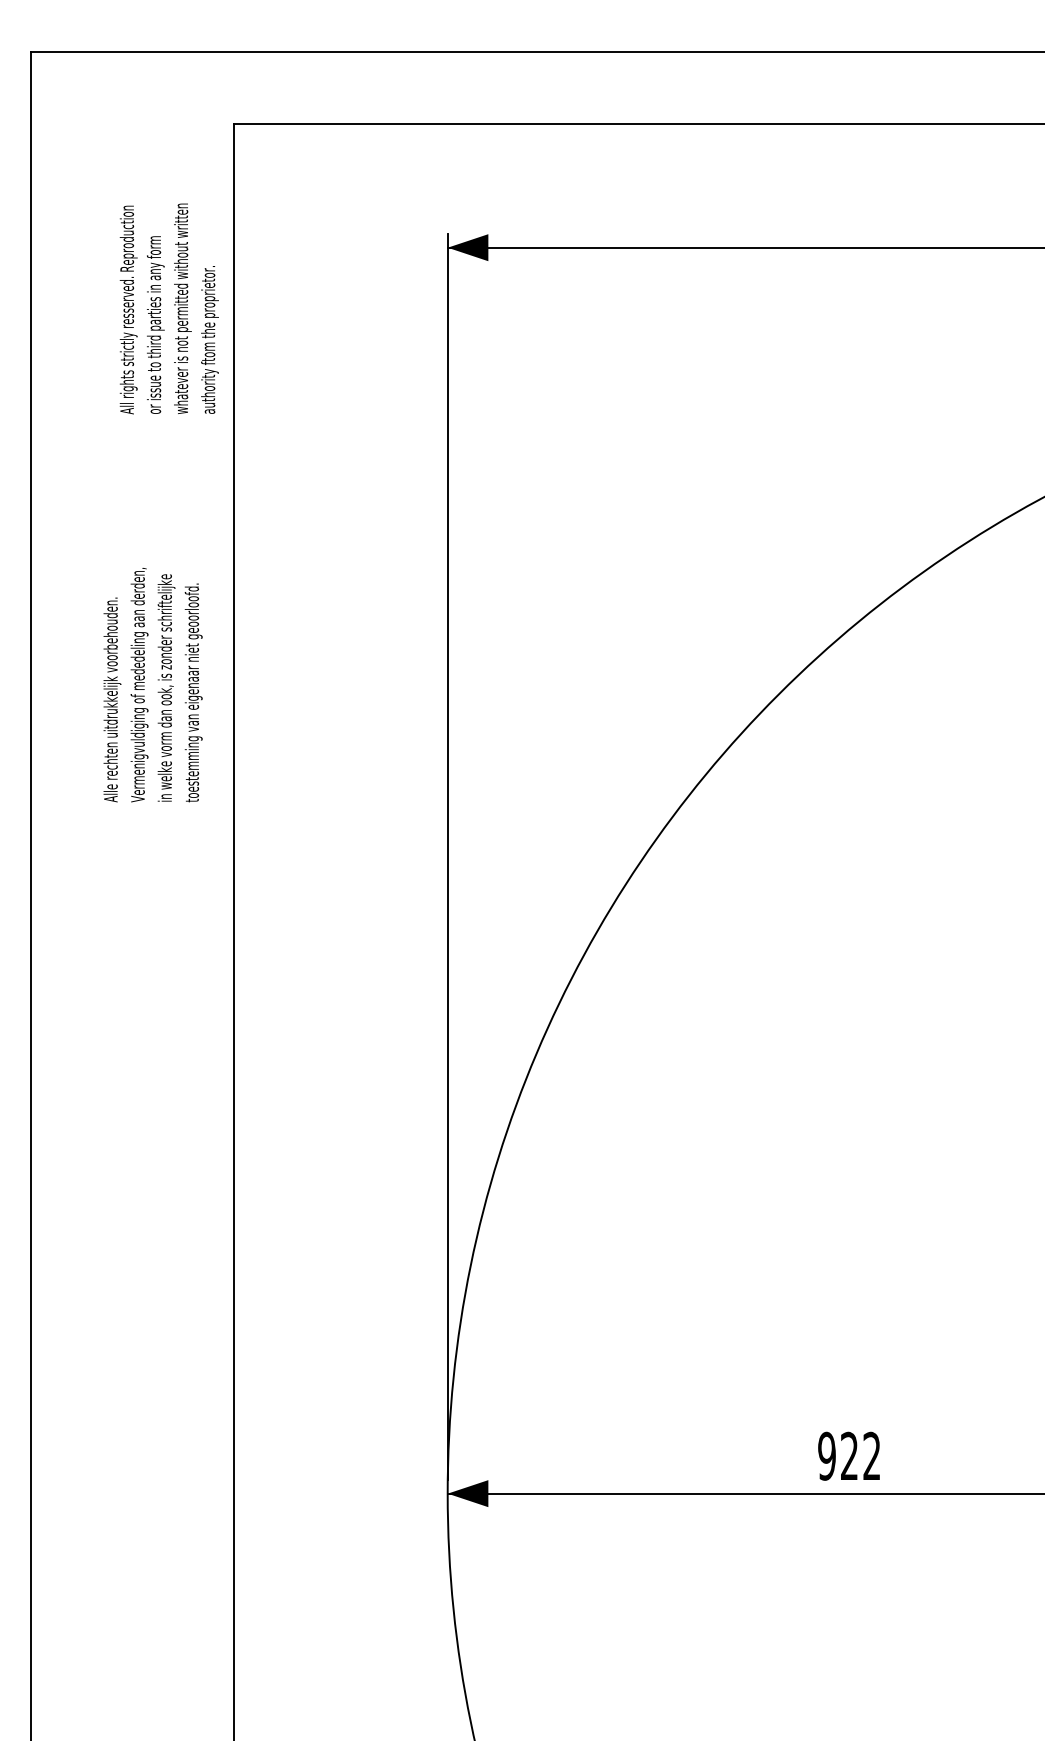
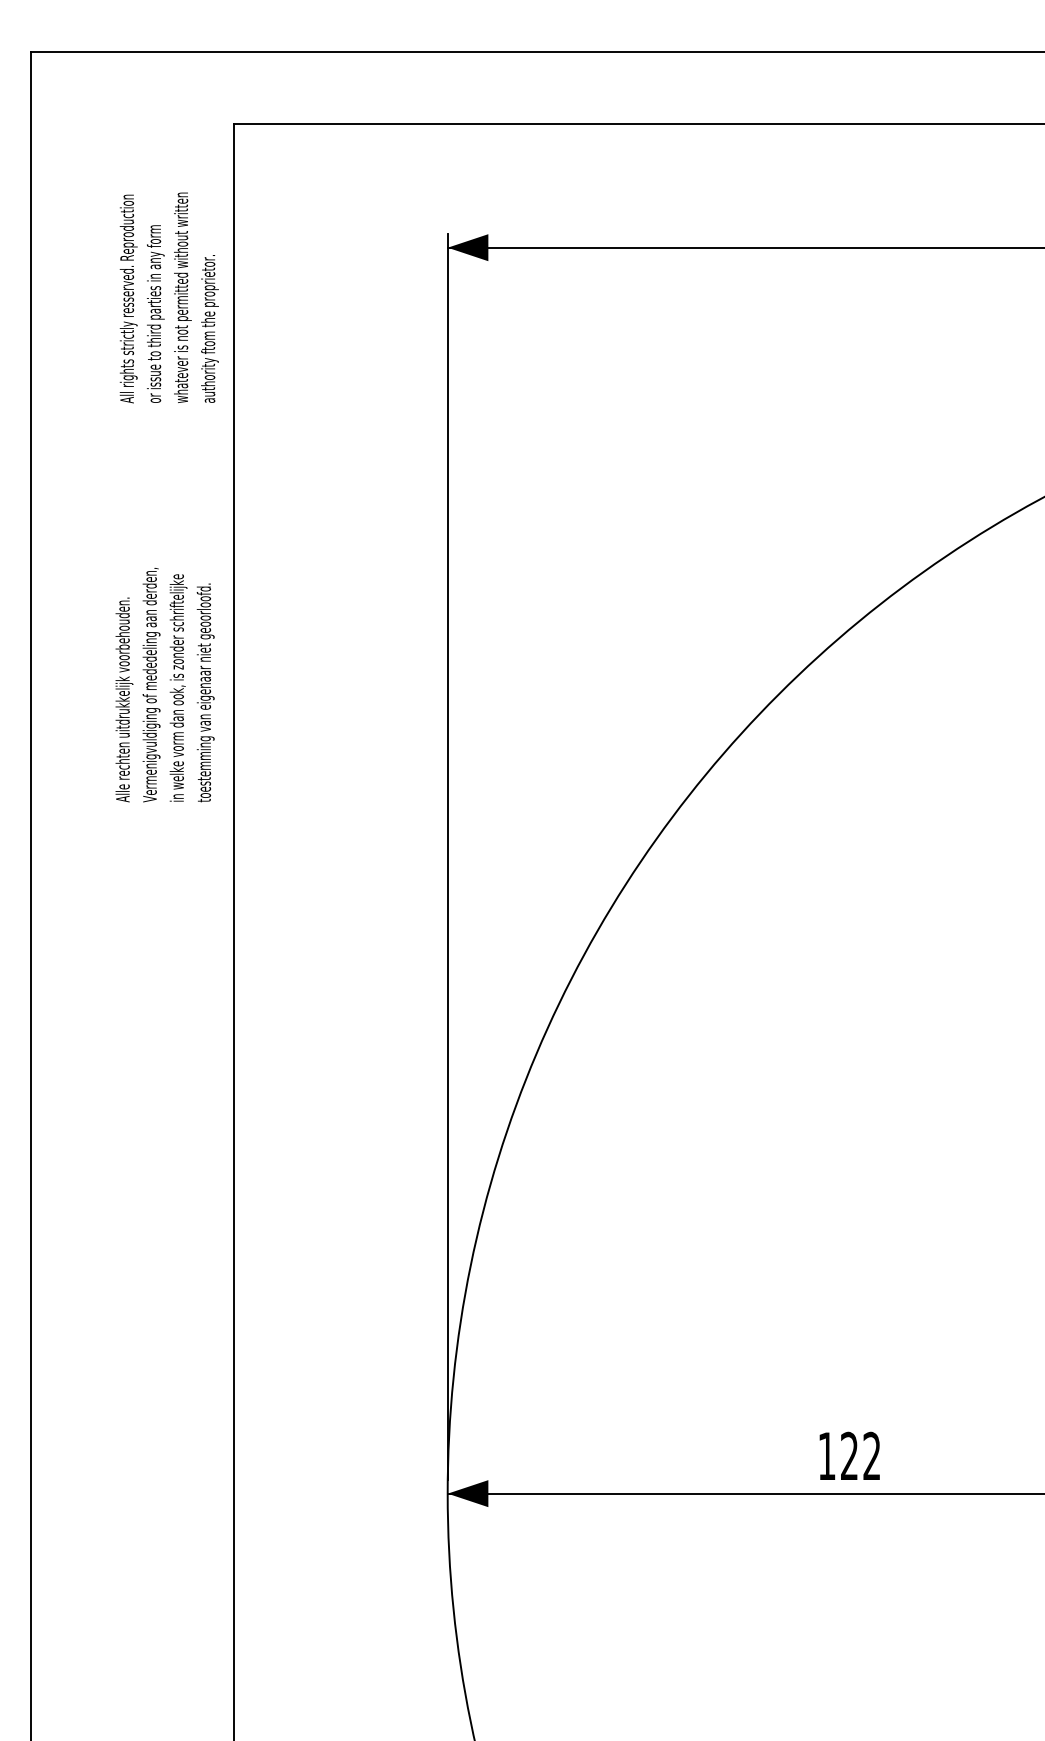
text position: (168, 308) -> (168, 297) (168, 297)
text position: (152, 685) -> (164, 685) (164, 685)
text: 922 -> 122 (826, 1455)
